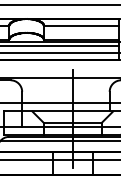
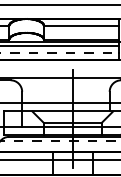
line: solid -> dashed (60, 52)
line: solid -> dashed (60, 141)
